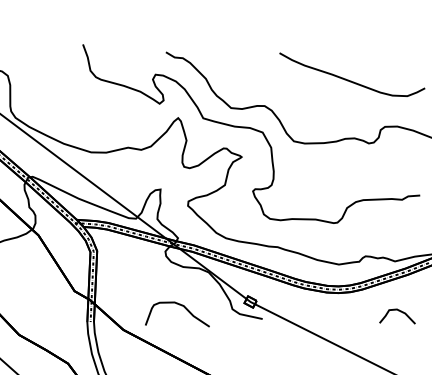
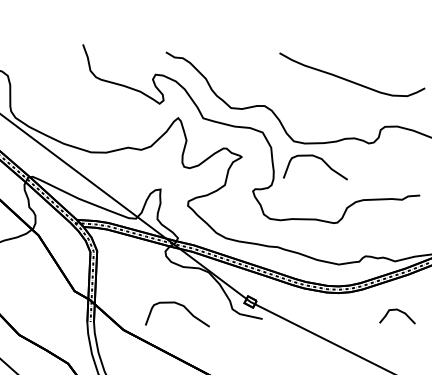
curve: none -> present (319, 159)
